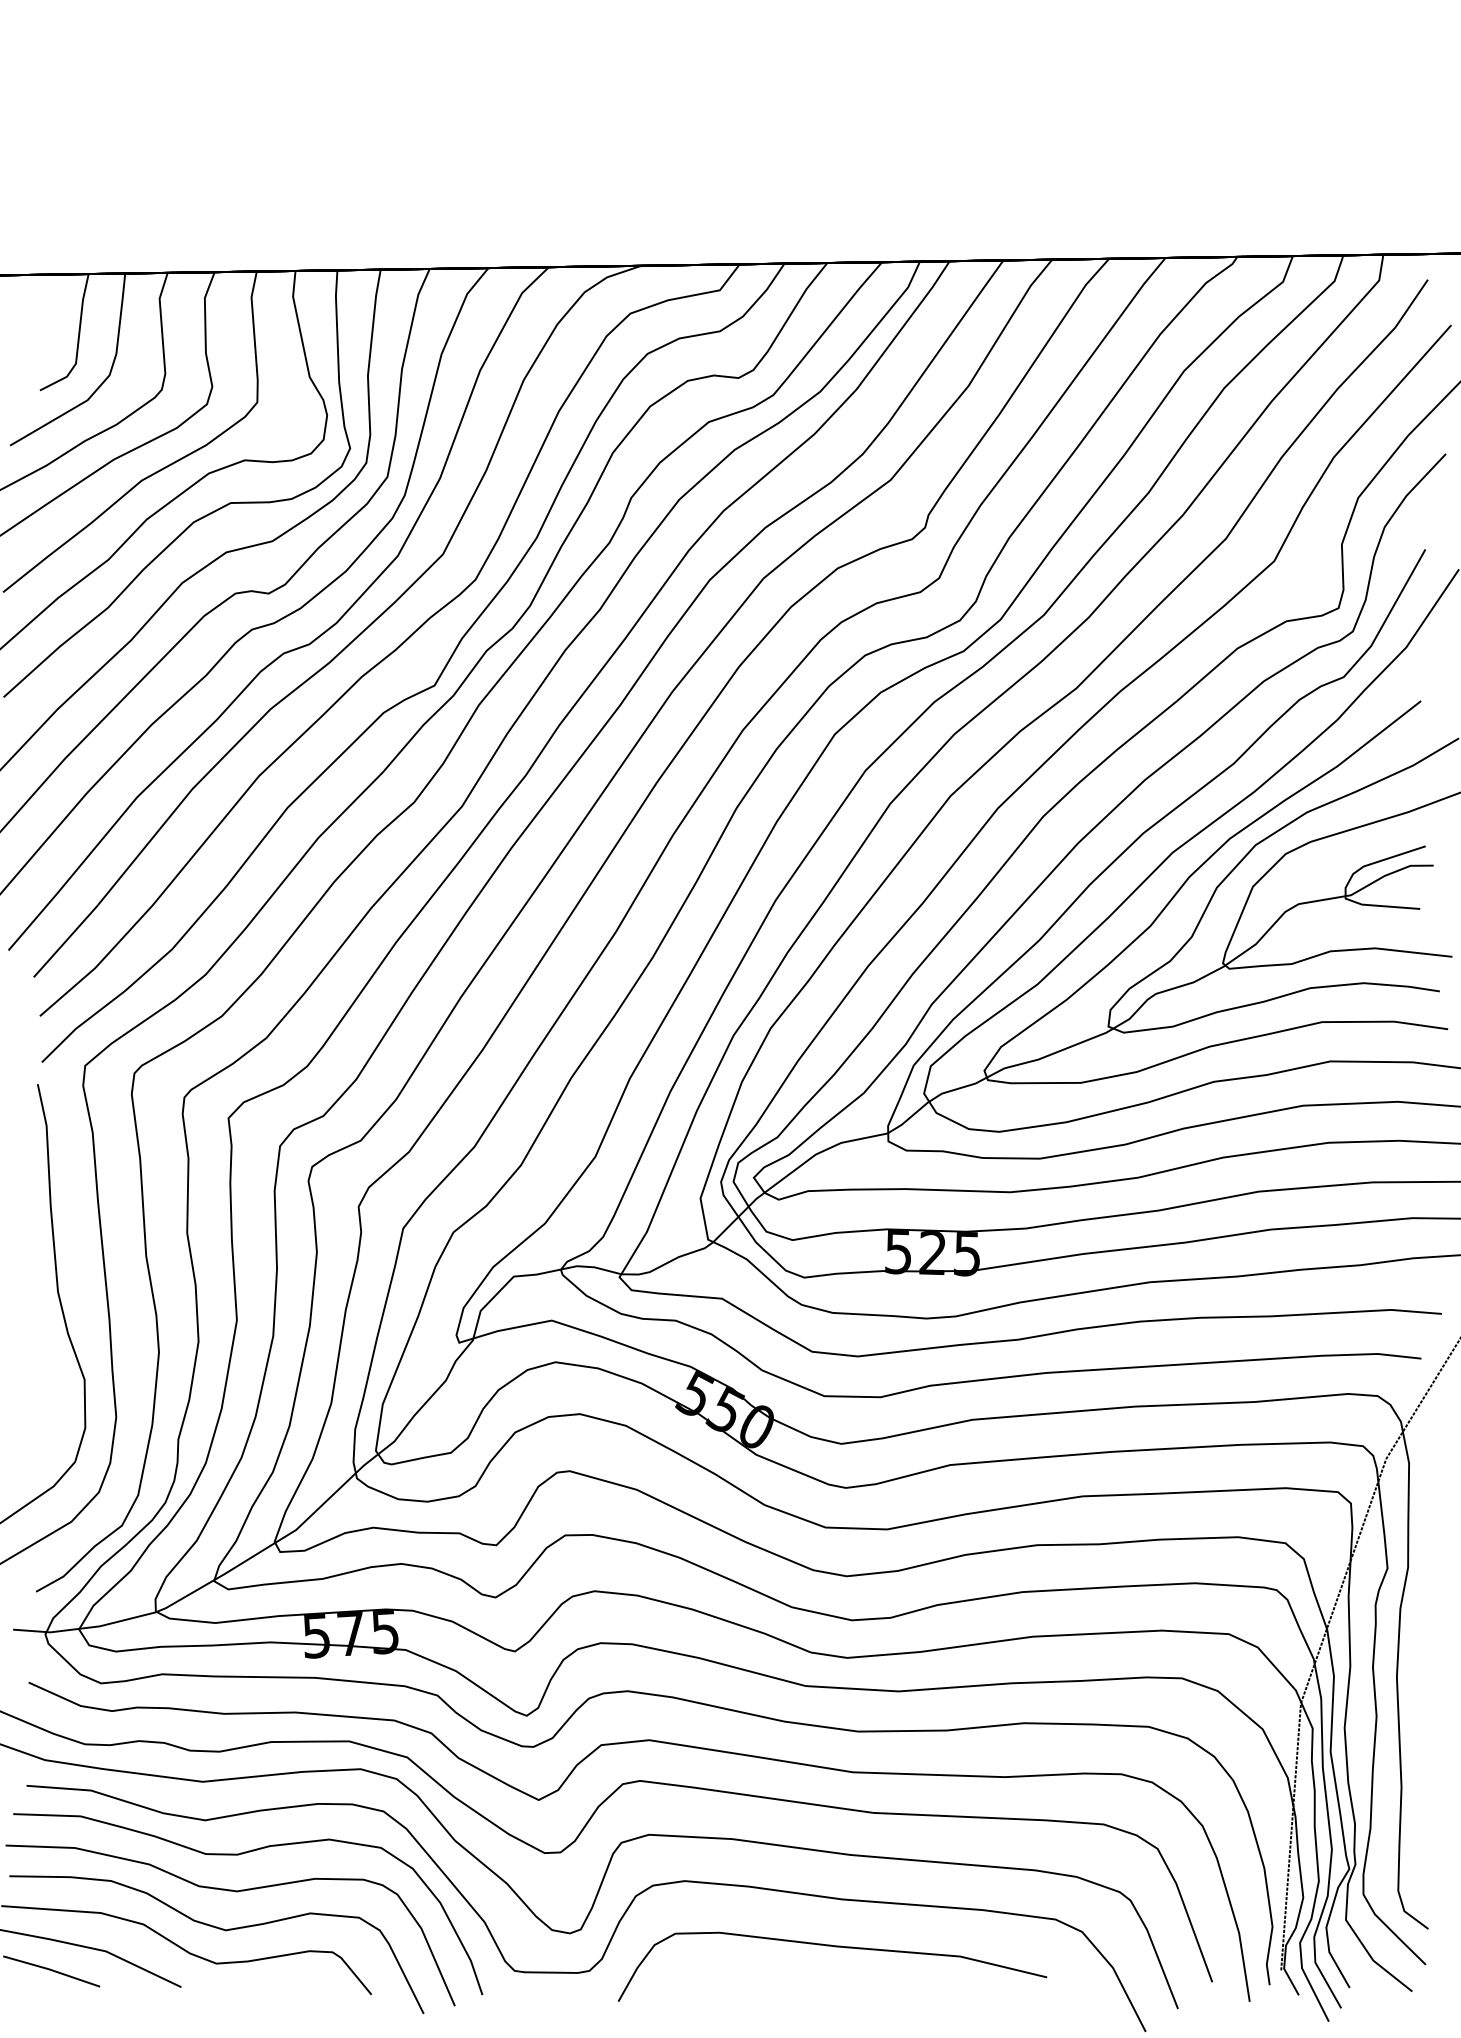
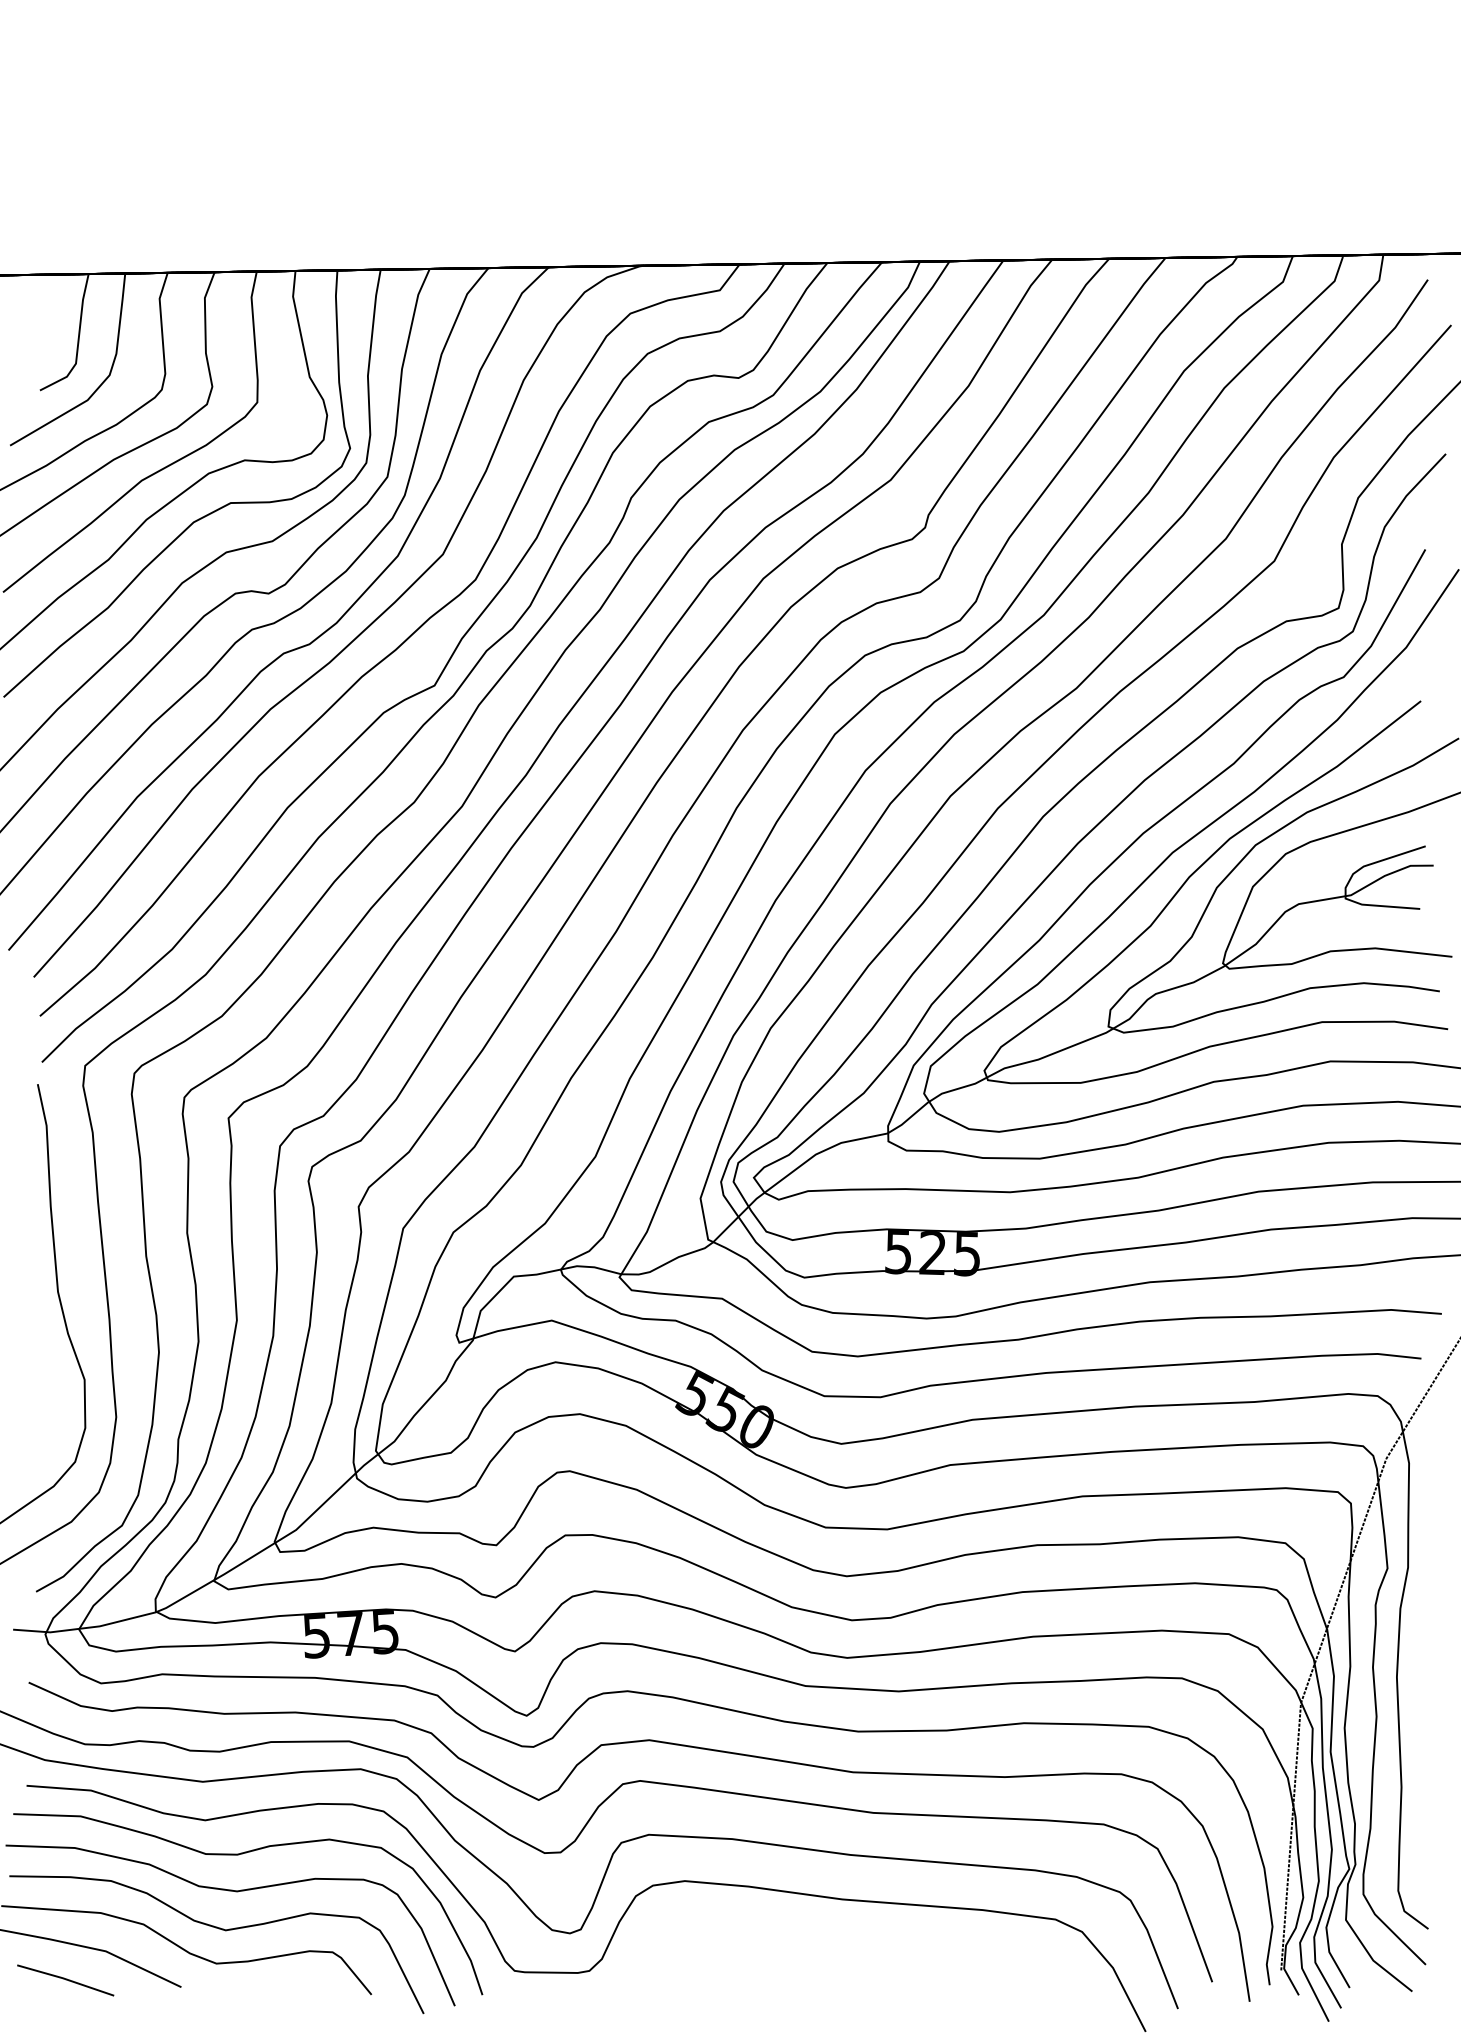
curve: present -> none (834, 1947)
line position: (51, 1971) -> (65, 1980) (65, 1980)
